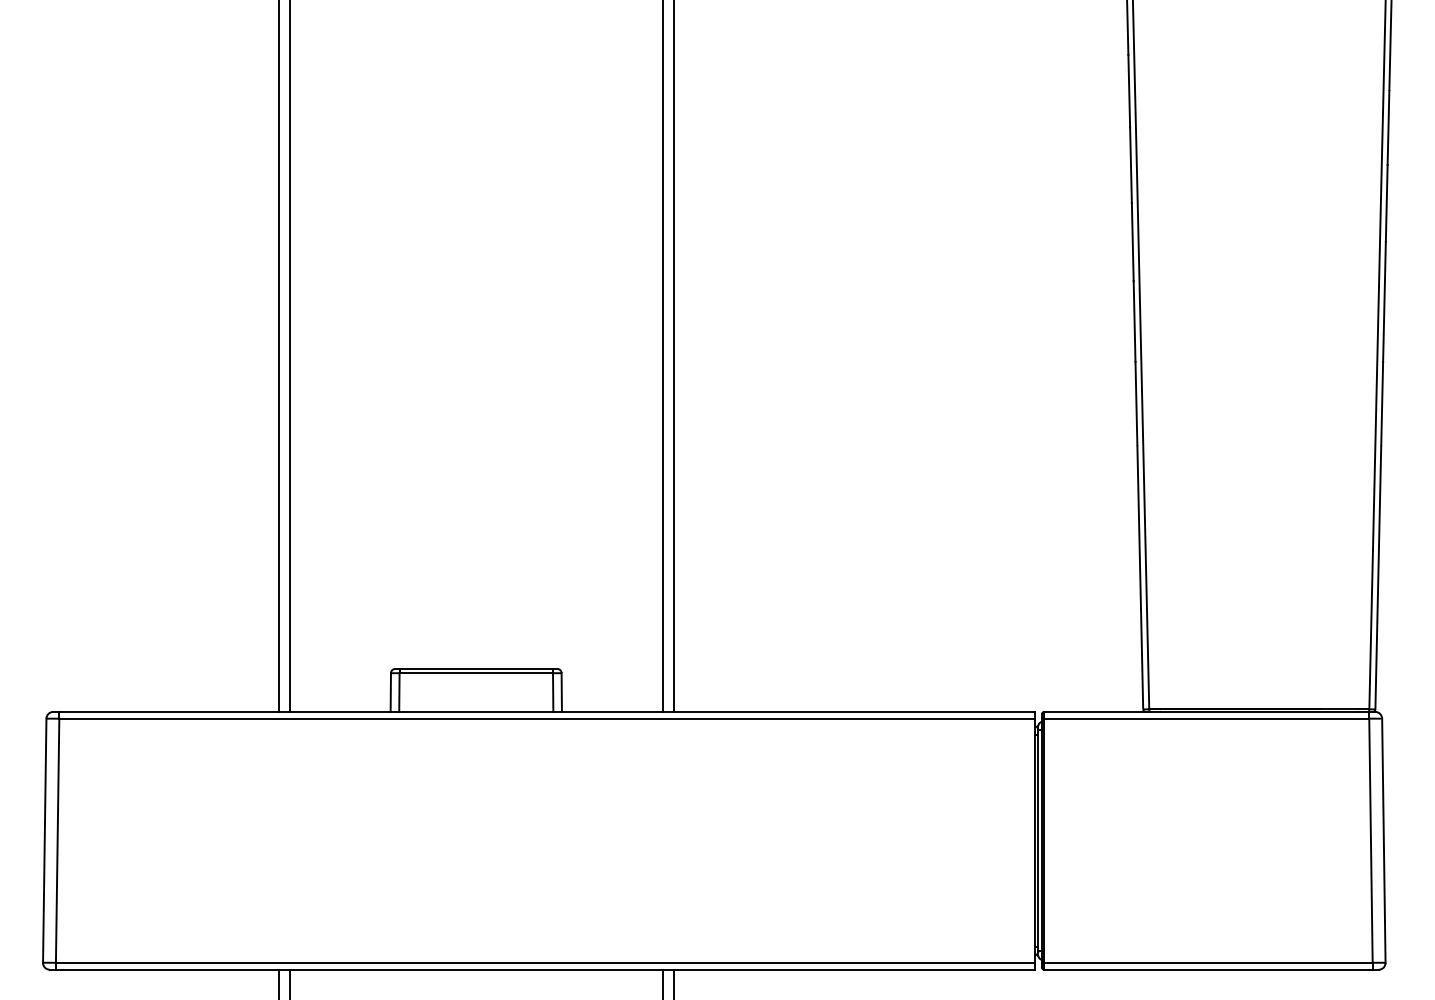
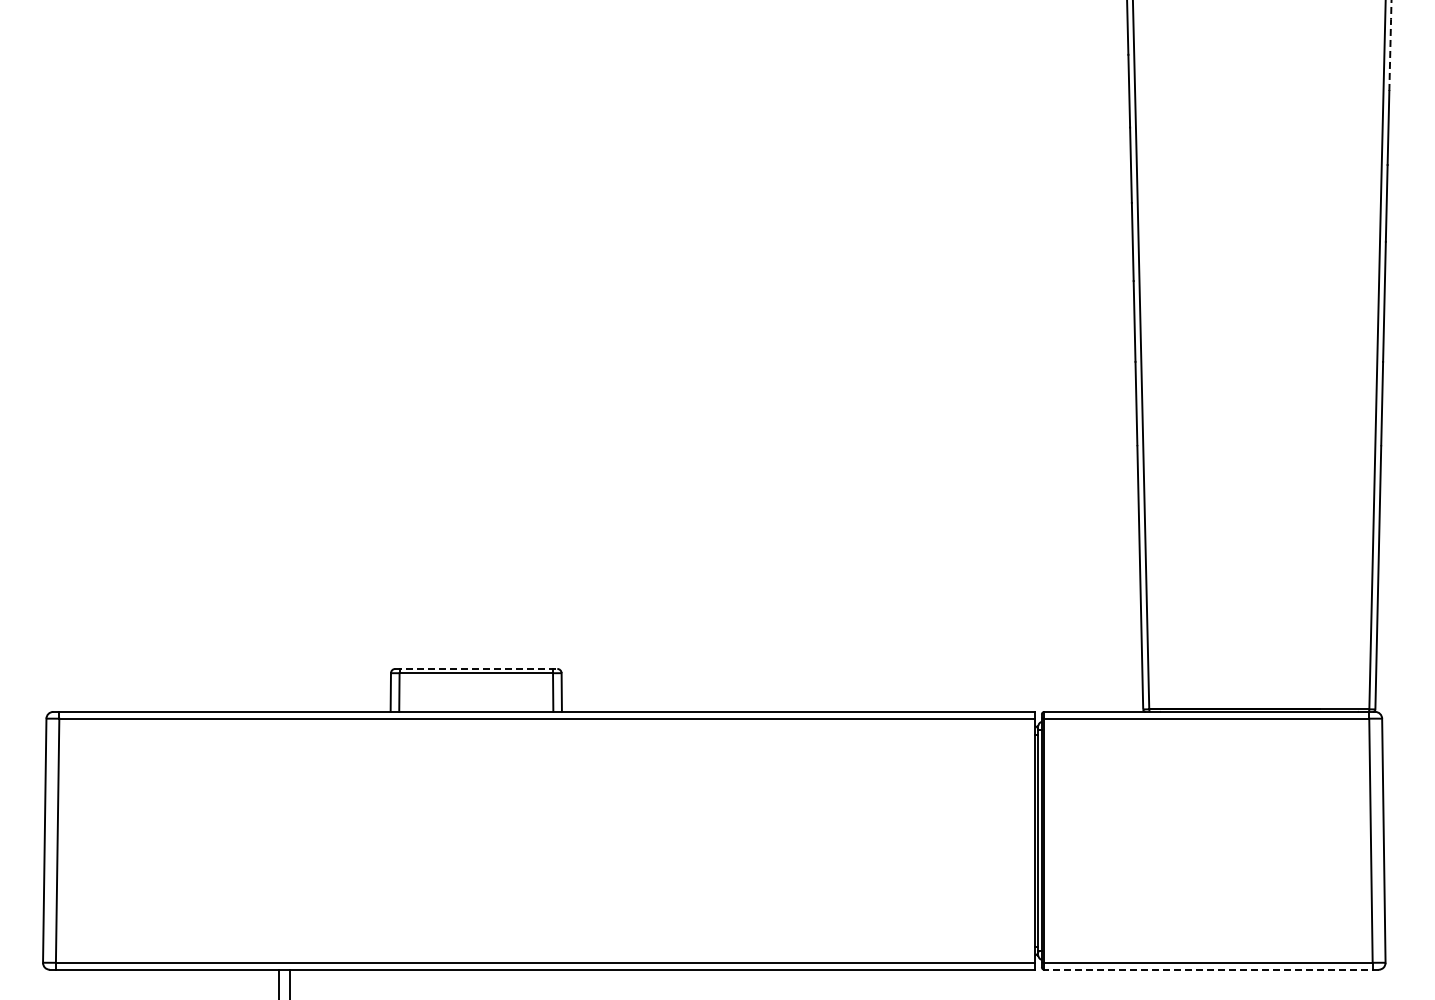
line: solid -> dashed (1390, 45)
line: present -> none (278, 356)
line: present -> none (289, 356)
line: present -> none (662, 356)
line: present -> none (673, 356)
line: solid -> dashed (476, 668)
line: solid -> dashed (1211, 969)
line: present -> none (662, 982)
line: present -> none (673, 982)
